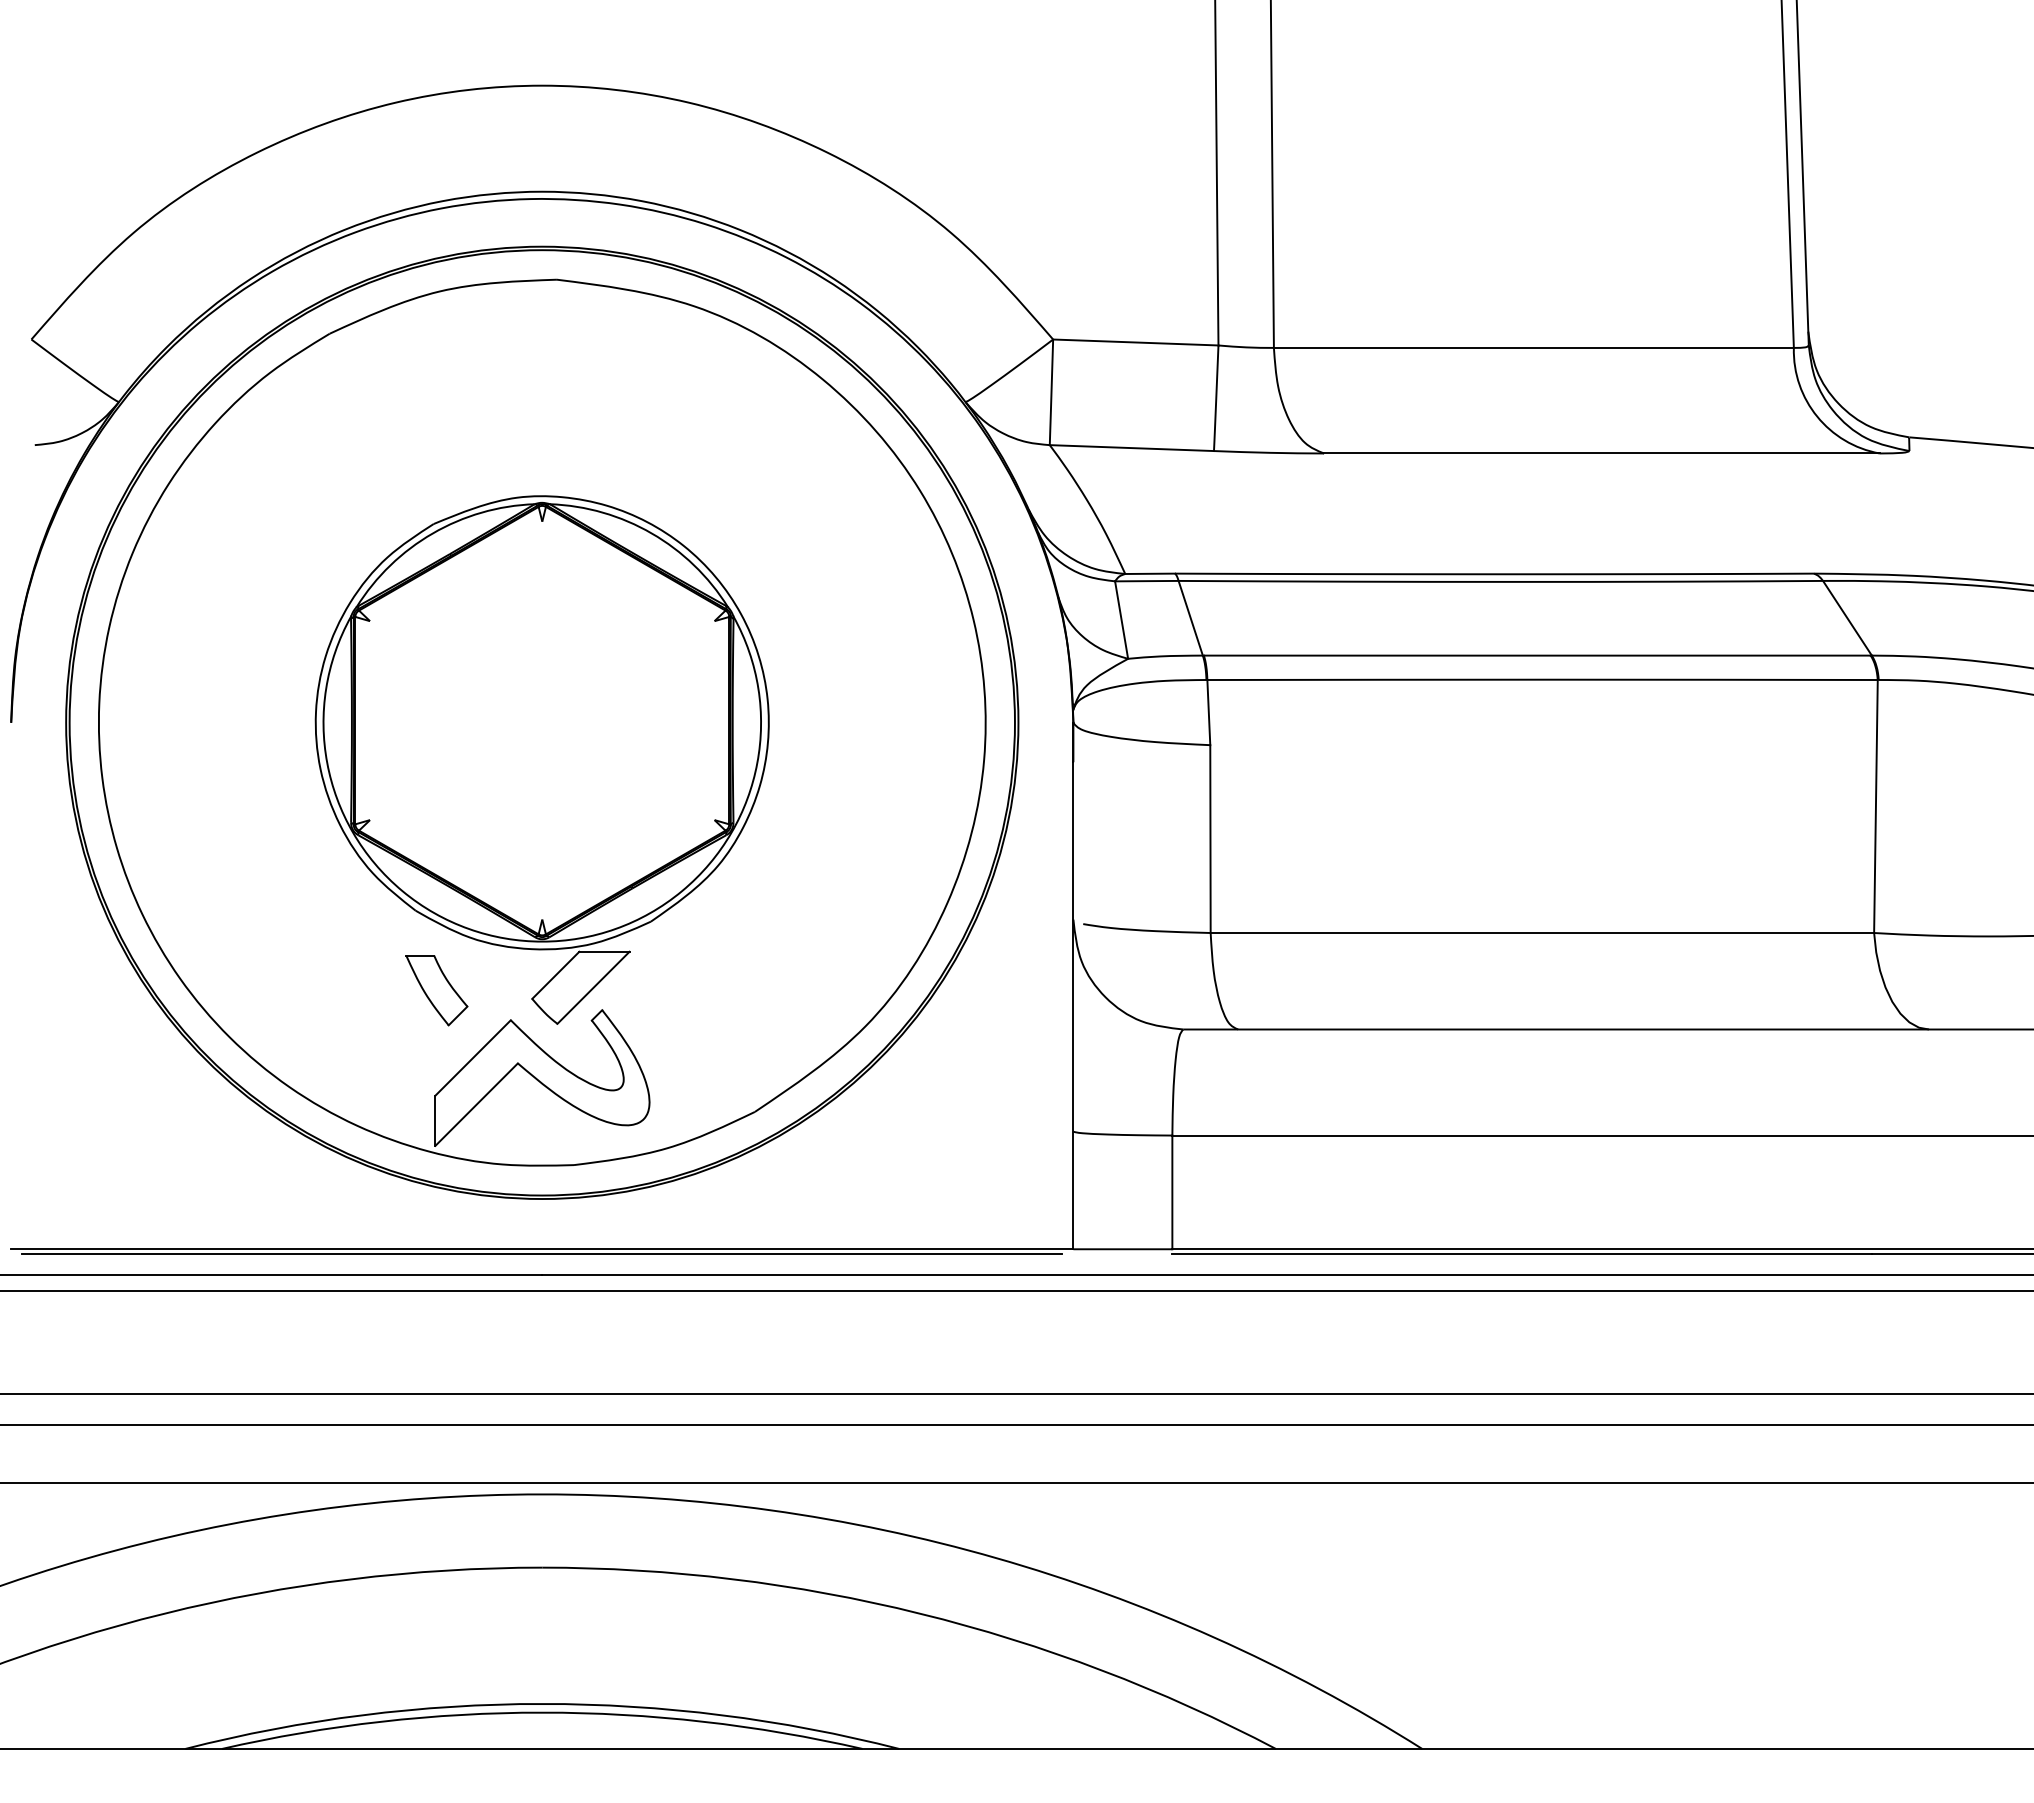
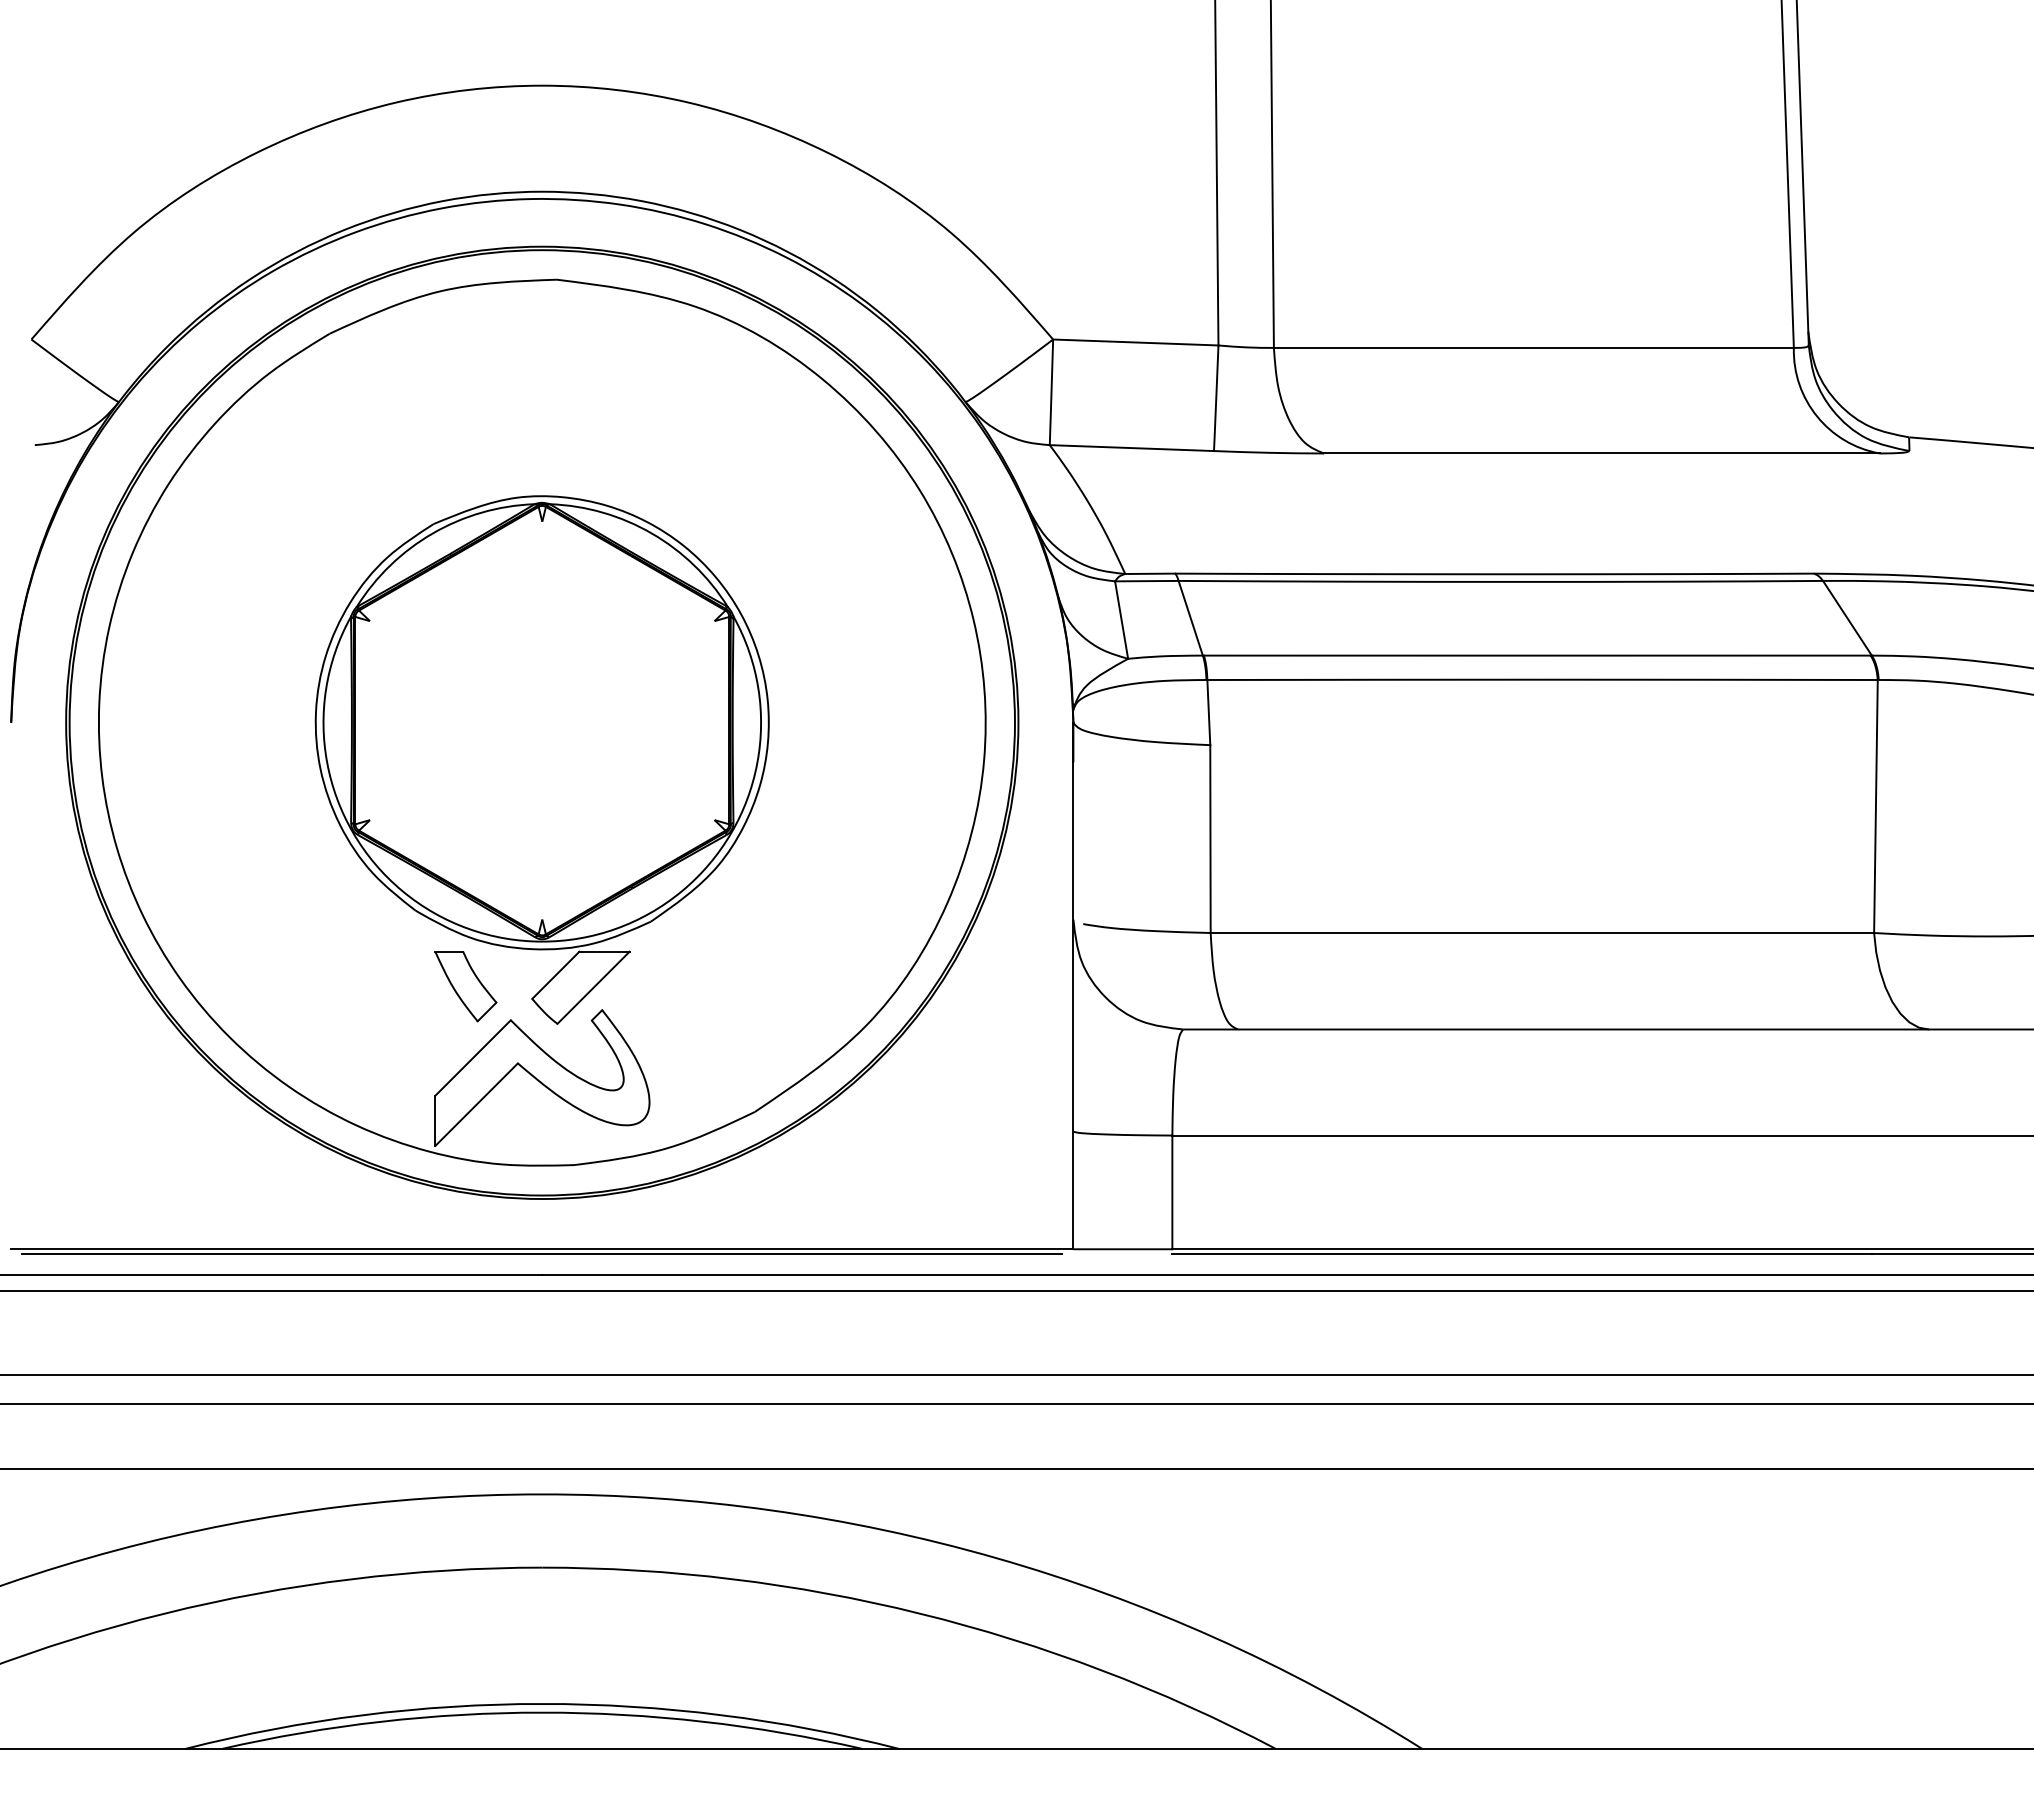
part position: (436, 990) -> (465, 986) (465, 986)
line position: (1016, 1393) -> (1016, 1374) (1016, 1374)
line position: (1016, 1424) -> (1016, 1403) (1016, 1403)
line position: (1016, 1483) -> (1016, 1469) (1016, 1469)
